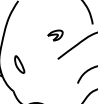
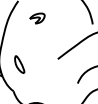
part position: (55, 35) -> (37, 18) (37, 18)
